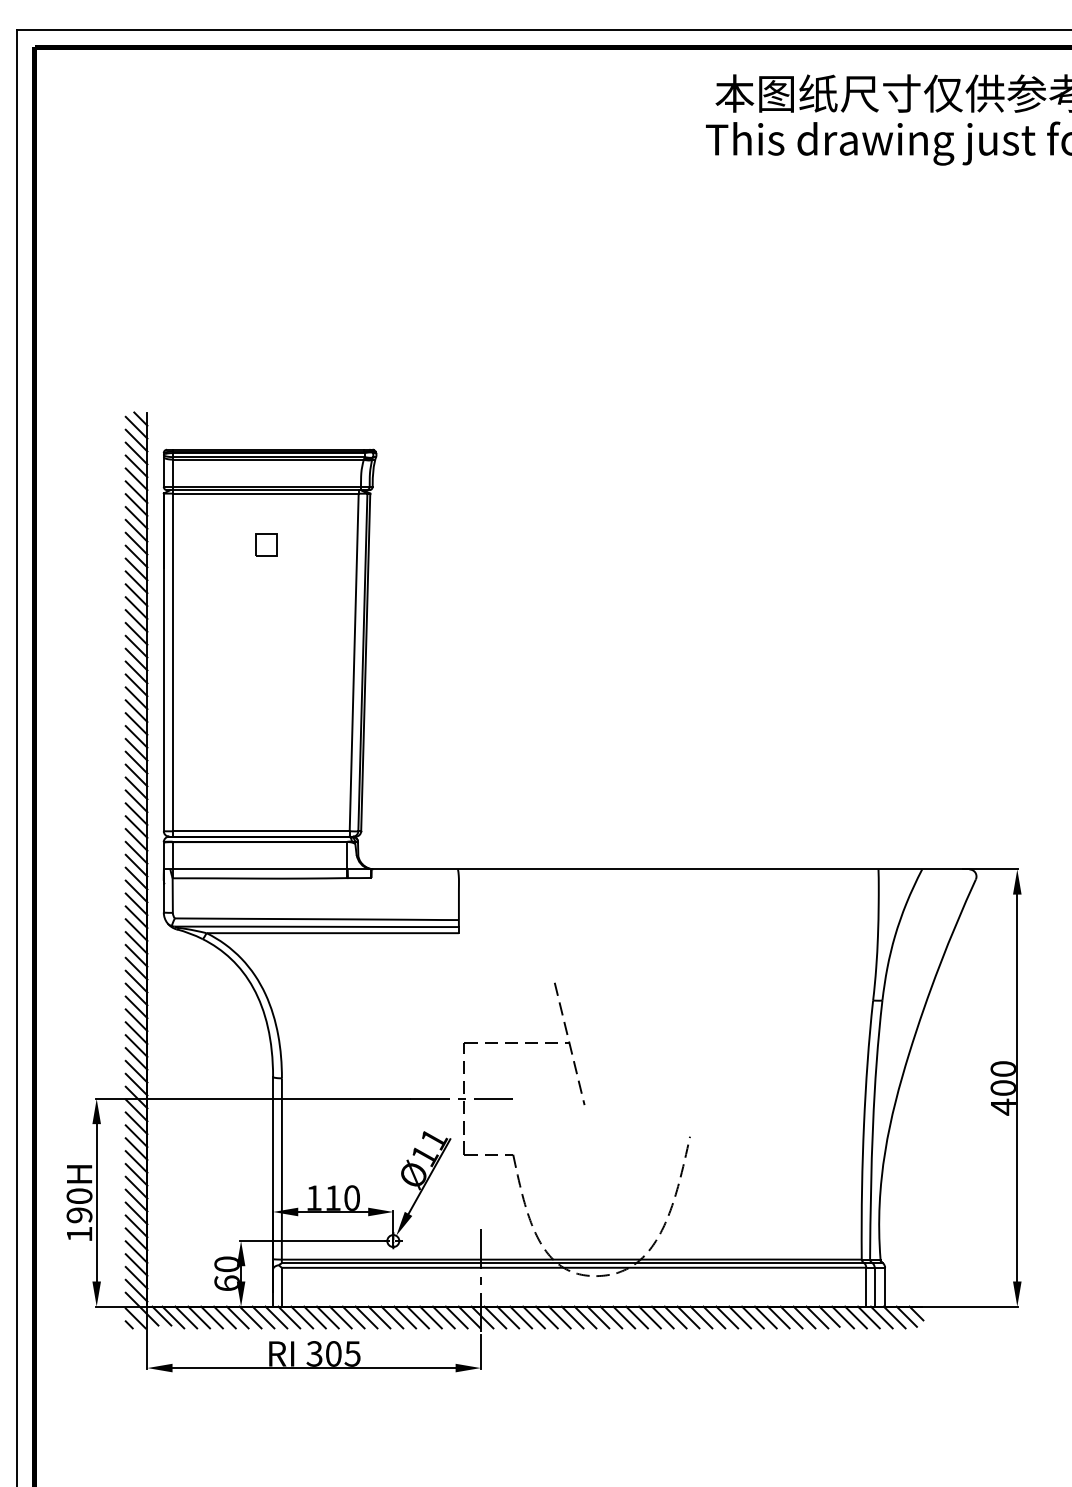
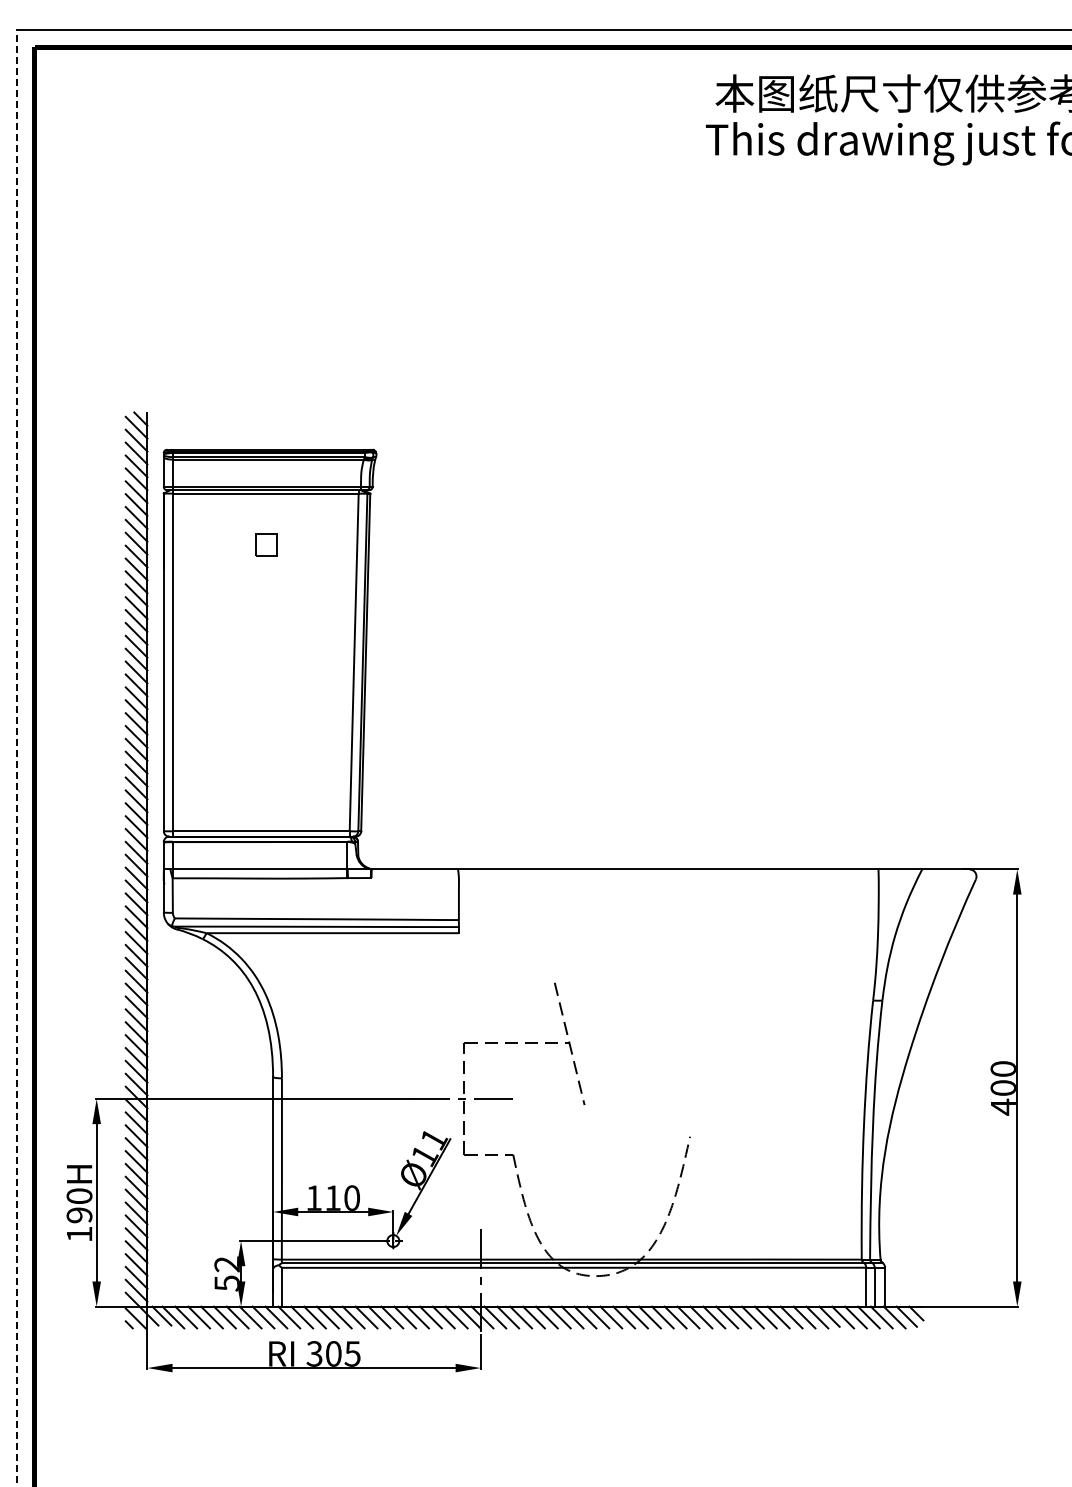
line: solid -> dashed (17, 757)
text: 60 -> 52 (226, 1273)
